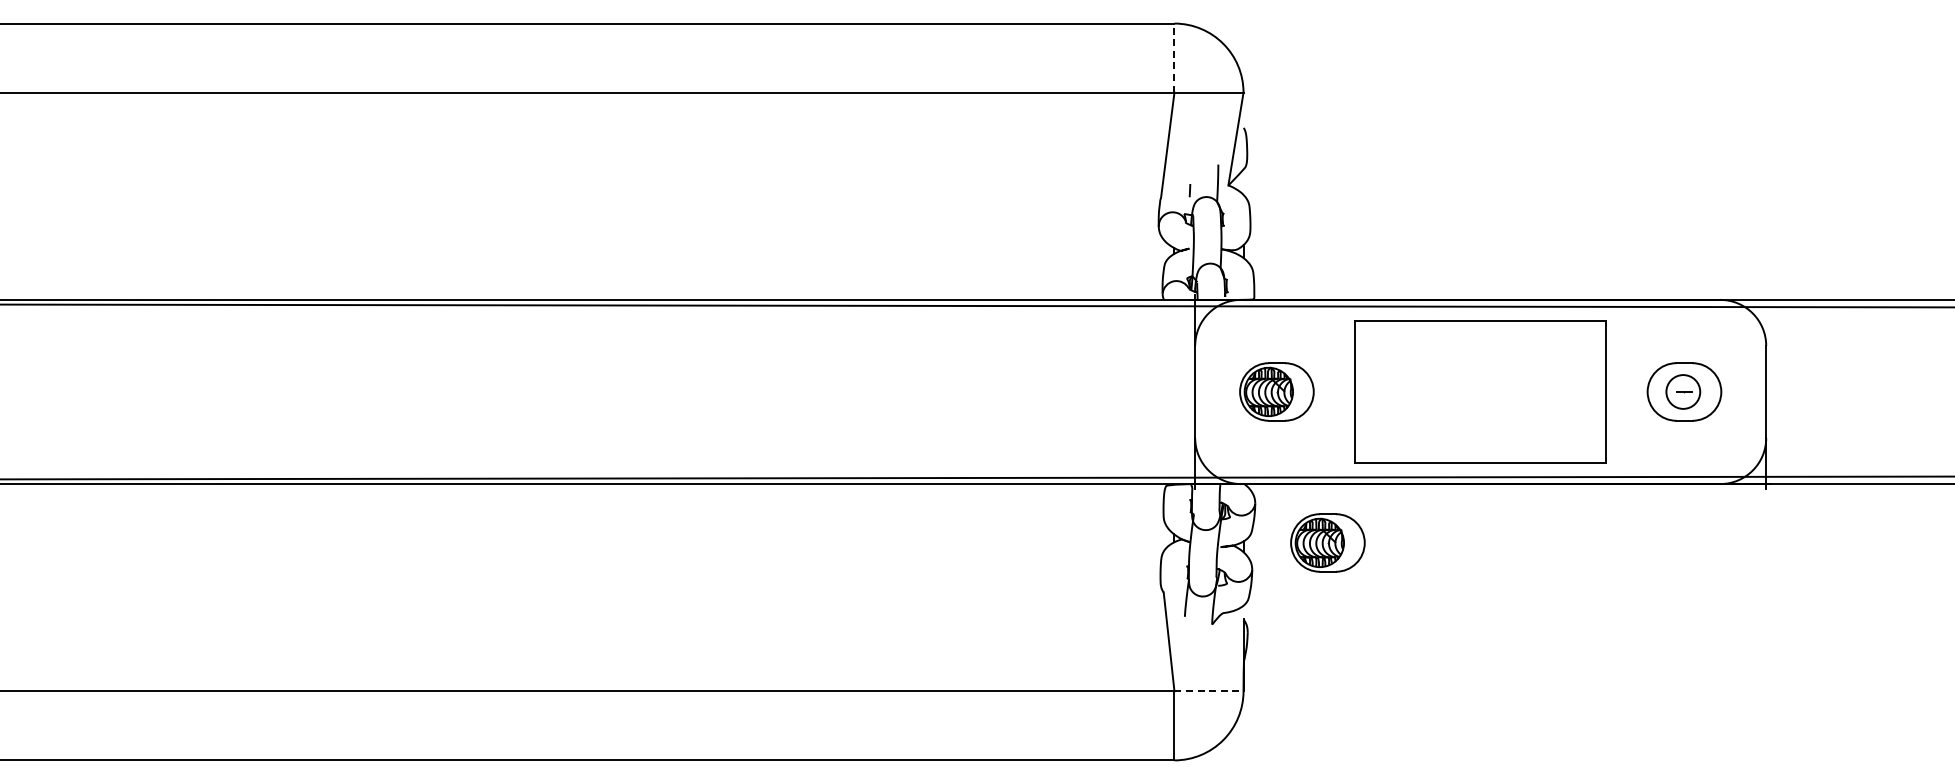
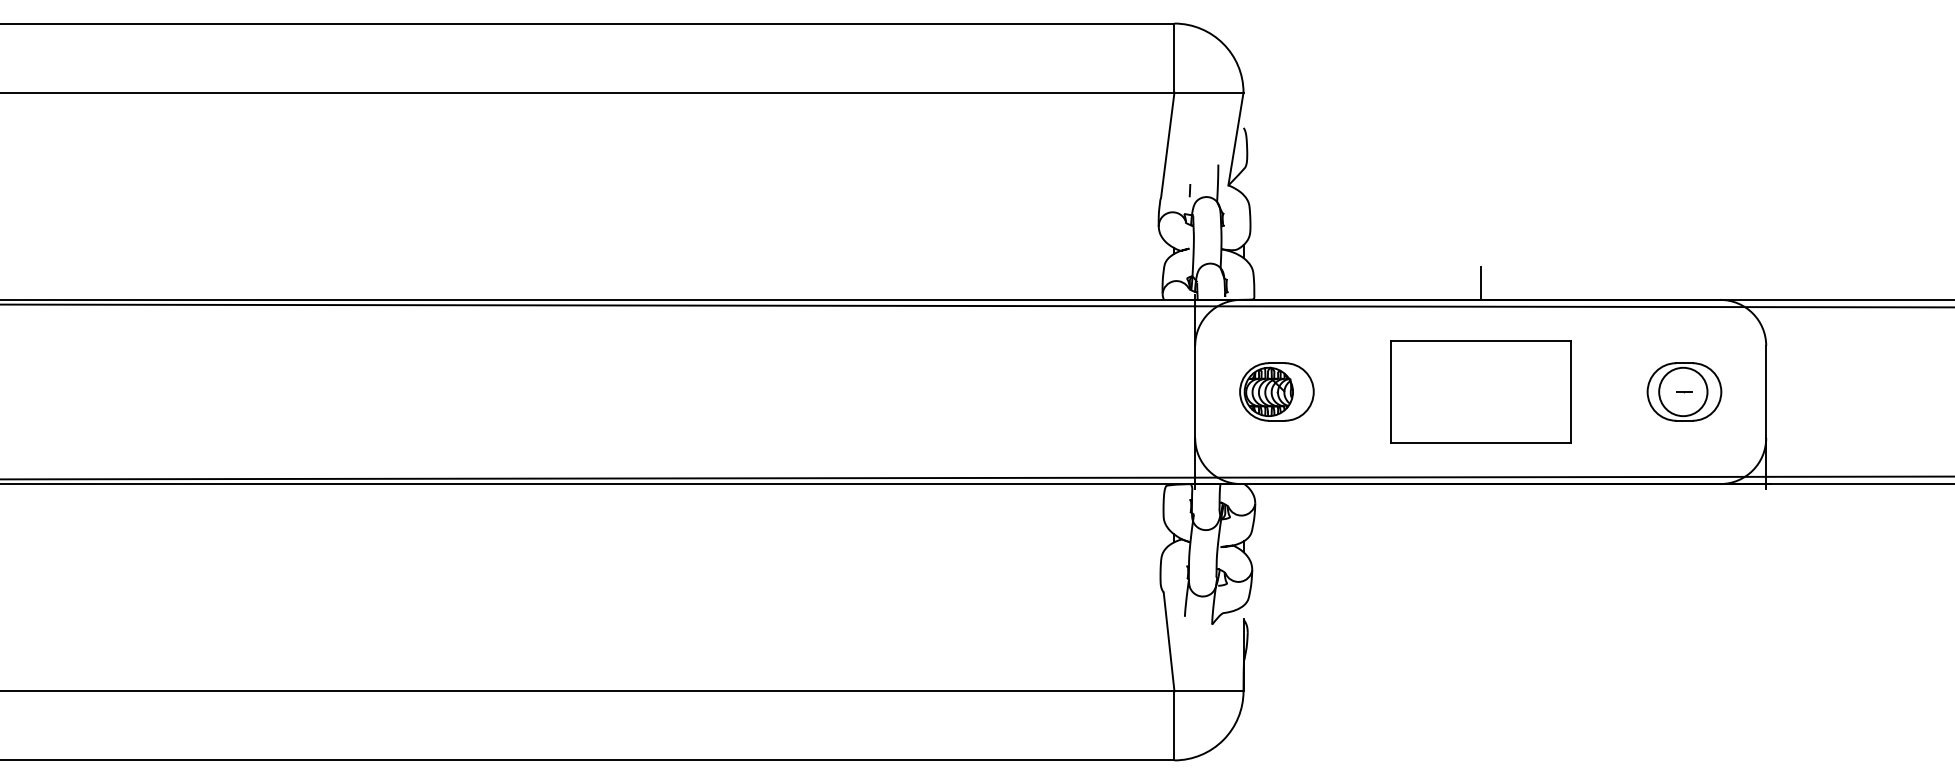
line: dashed -> solid (1174, 58)
line: none -> present (1480, 283)
part size: 253x144 px -> 182x104 px (1480, 391)
circle diameter: 34 px -> 48 px (1683, 391)
part: present -> none (1327, 542)
line: dashed -> solid (1209, 691)
